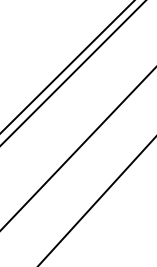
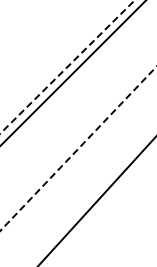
line: solid -> dashed (67, 67)
line: solid -> dashed (77, 149)
